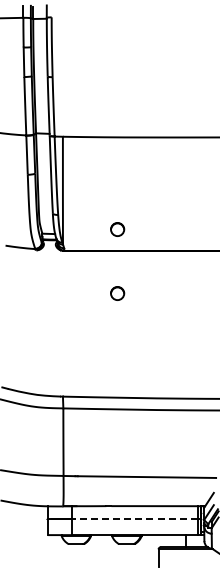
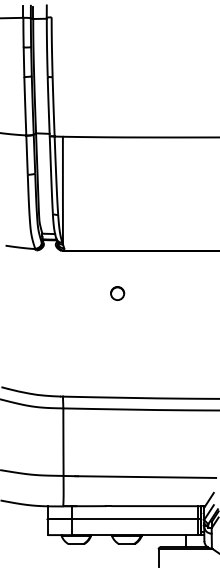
circle: present -> none (117, 229)
line: dashed -> solid (135, 519)
